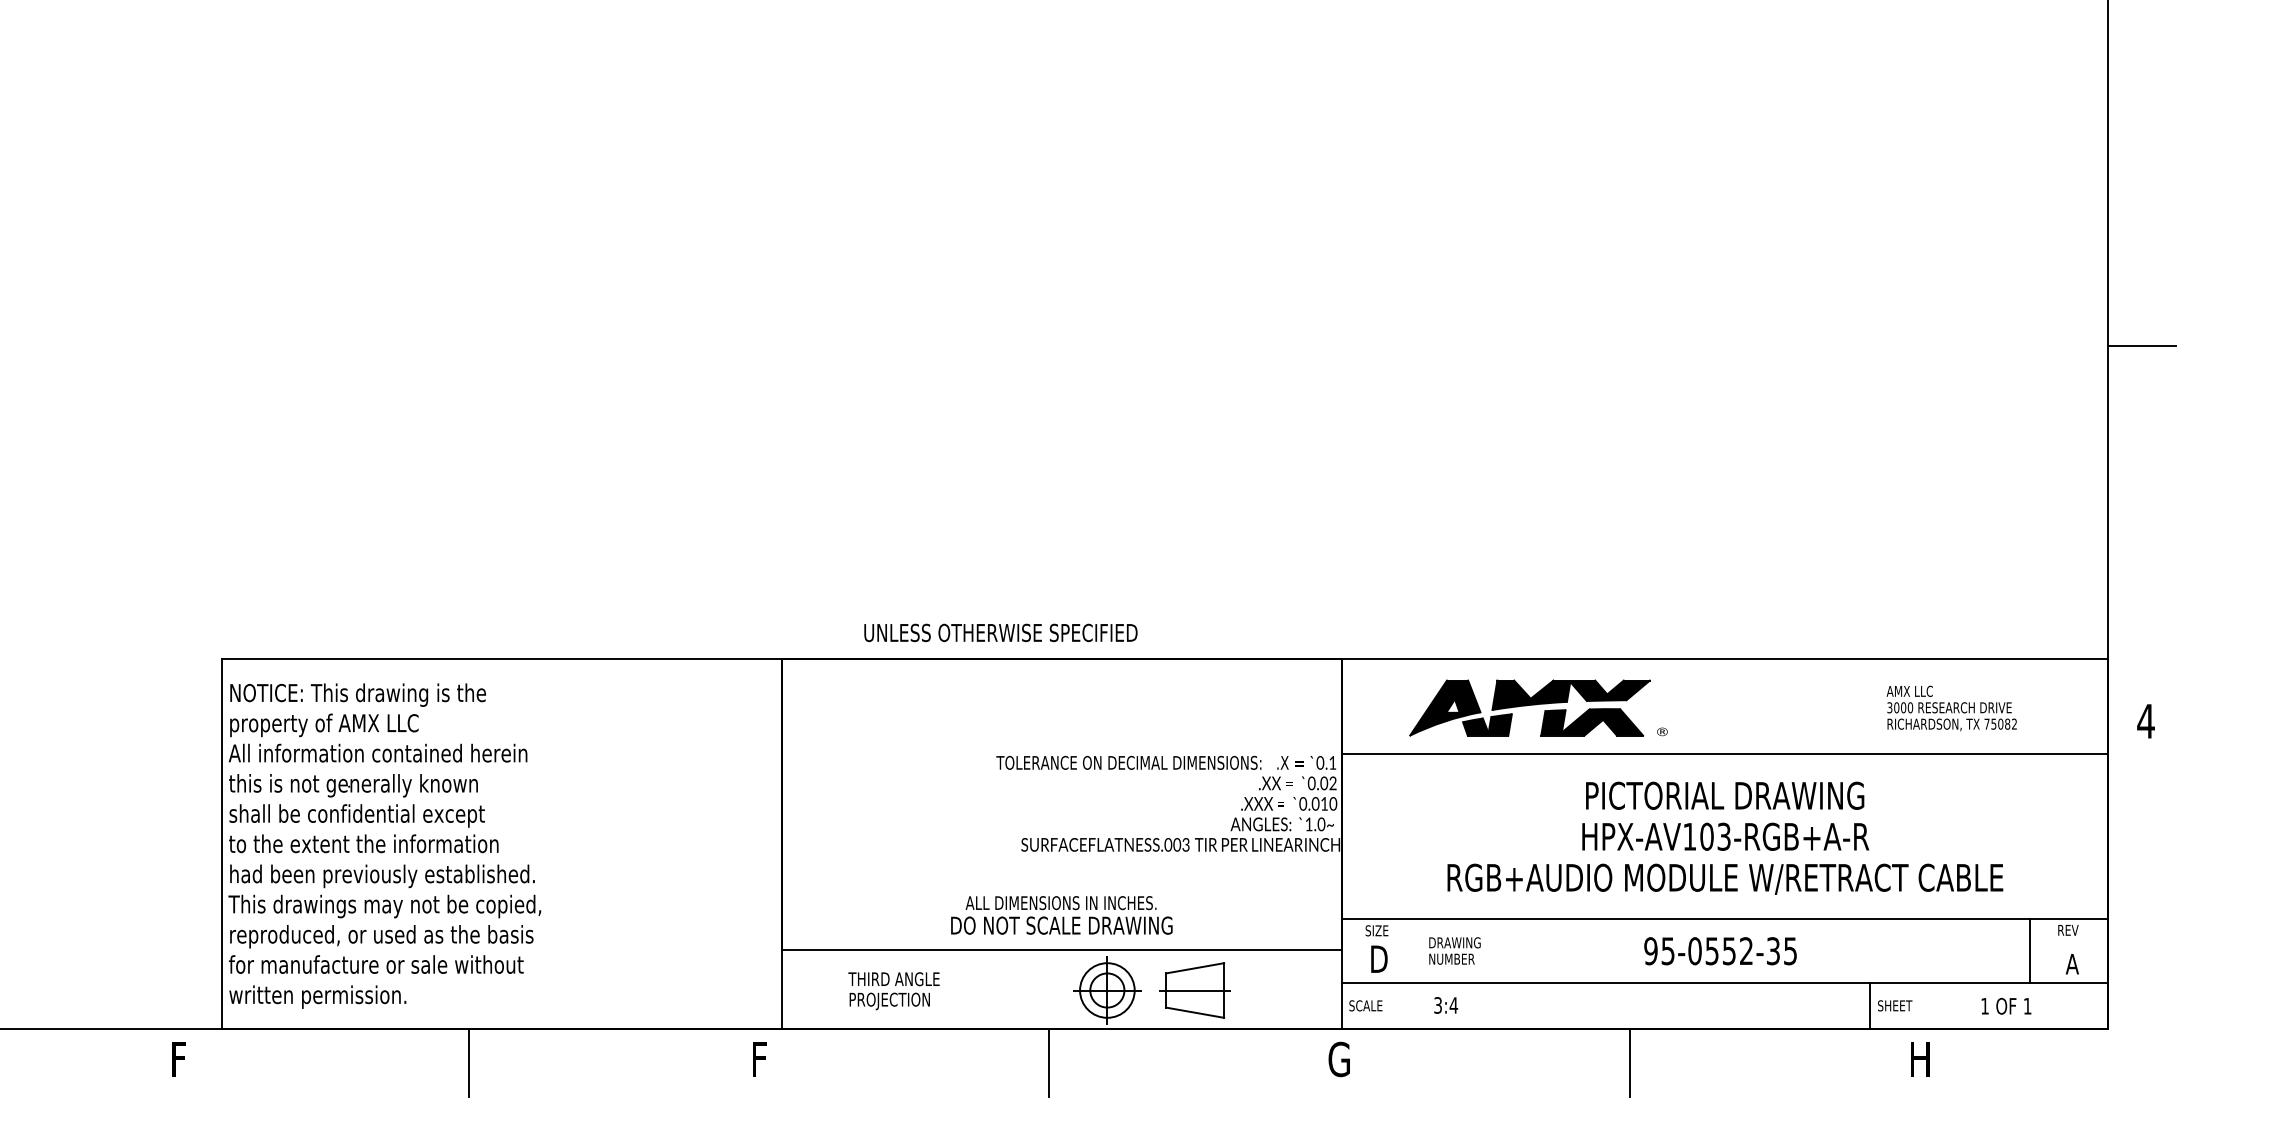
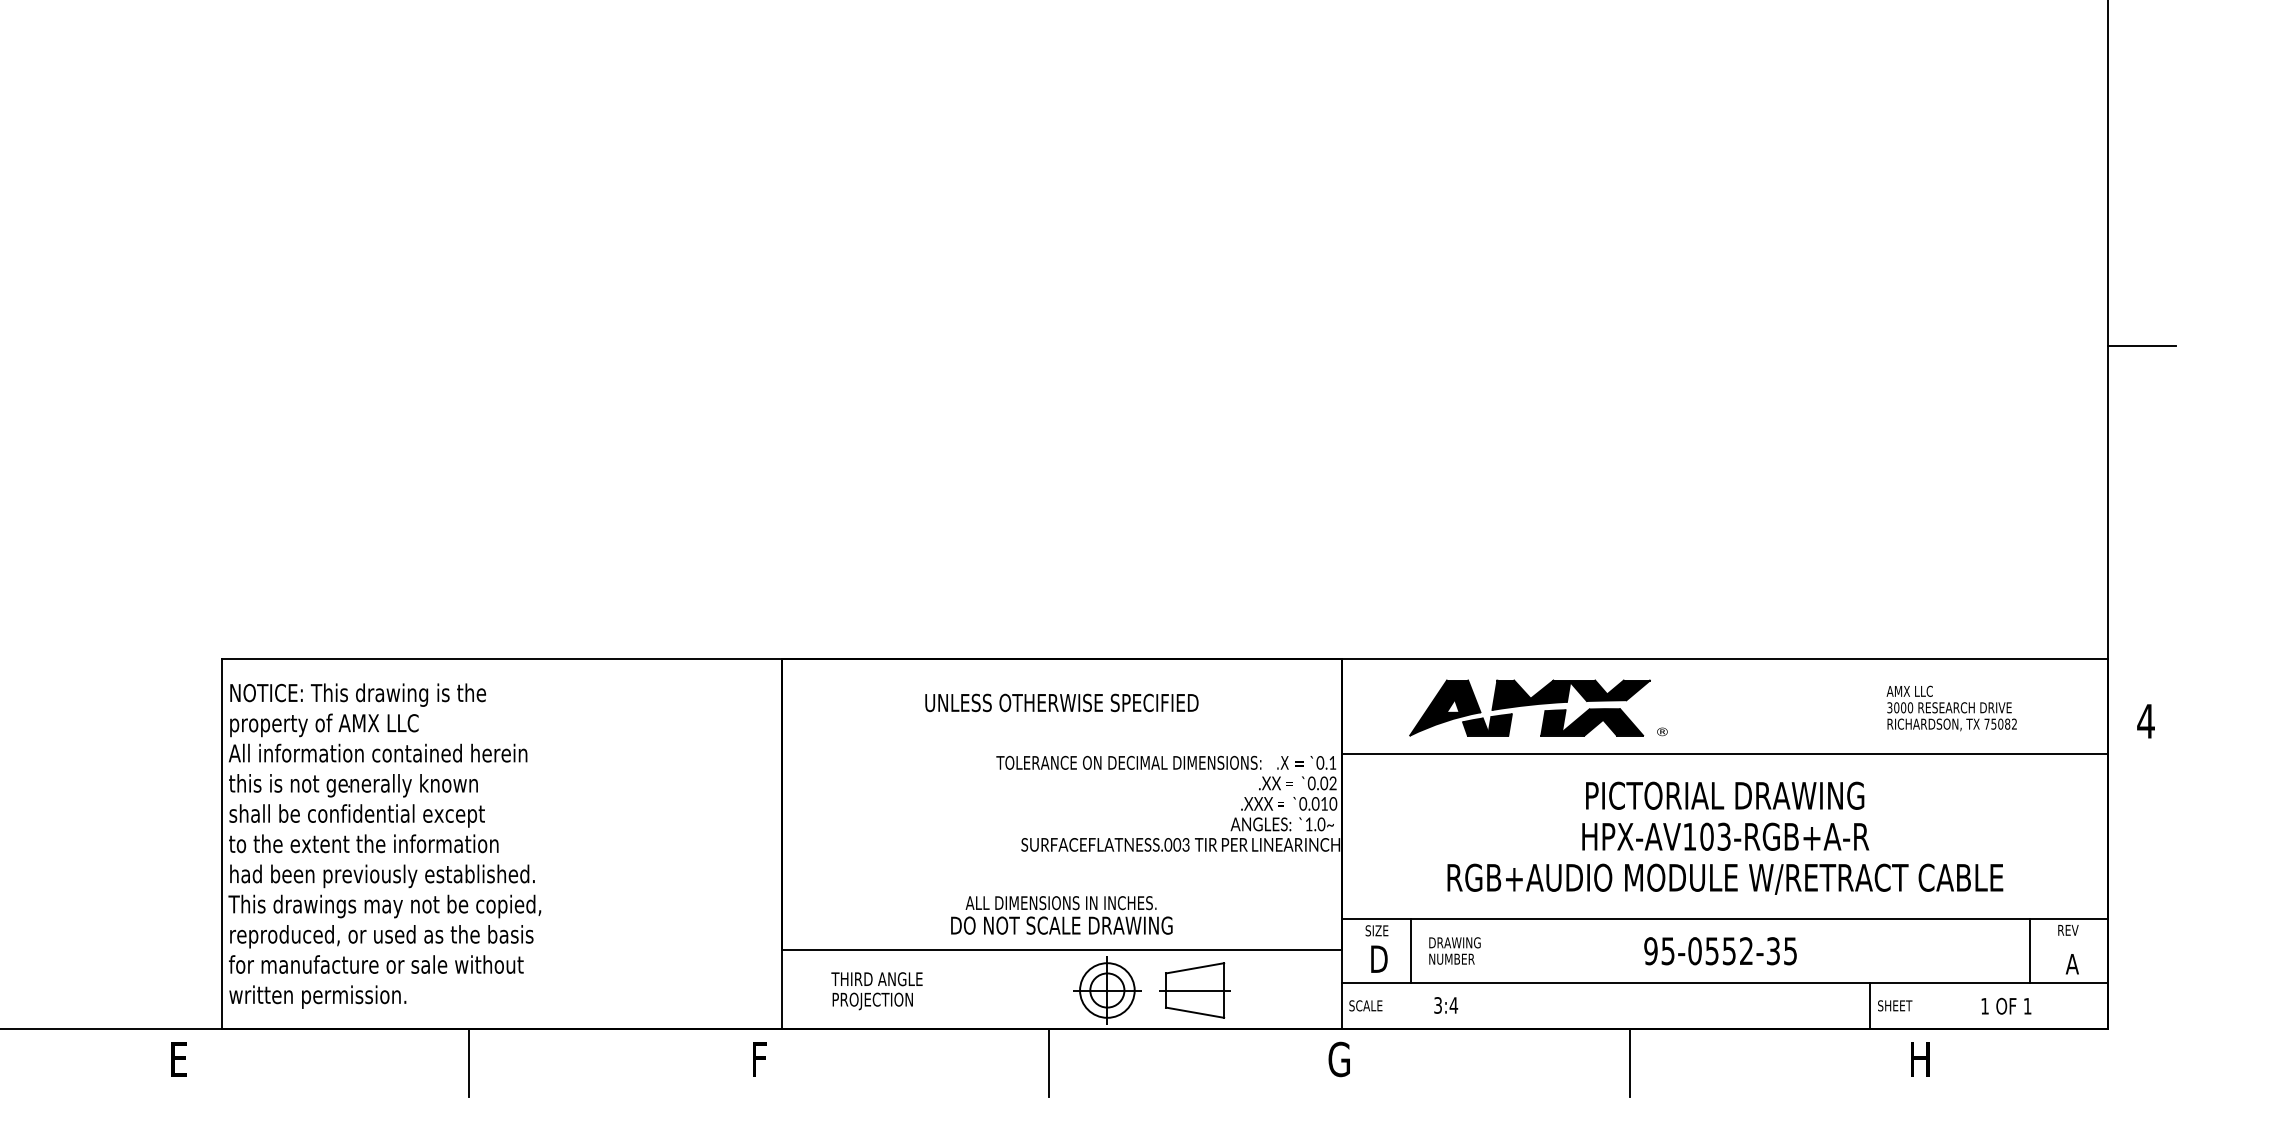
text position: (1000, 632) -> (1061, 702) (1061, 702)
line: none -> present (1411, 950)
text position: (893, 991) -> (876, 991) (876, 991)
text: F -> E (178, 1059)
